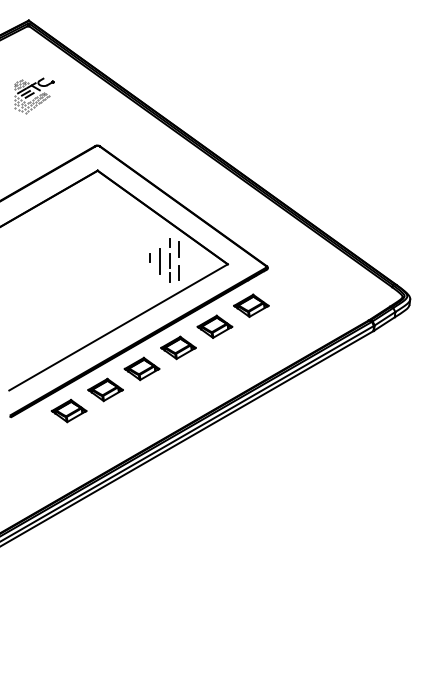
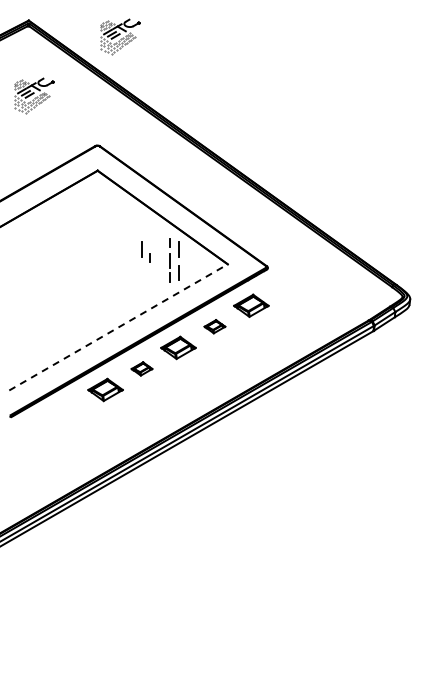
part: none -> present (120, 36)
line: none -> present (141, 249)
line: present -> none (159, 261)
part size: 38x25 px -> 24x16 px (214, 326)
line: solid -> dashed (119, 327)
part size: 38x26 px -> 24x16 px (141, 368)
part: present -> none (68, 410)
